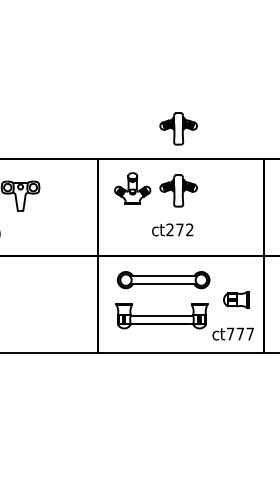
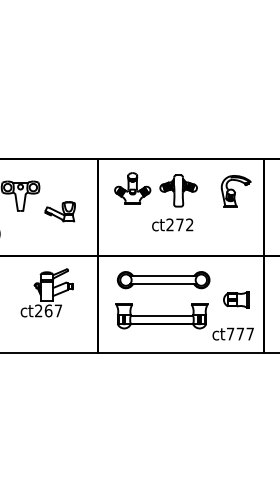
part: present -> none (178, 128)
part: none -> present (235, 191)
part: none -> present (59, 211)
text position: (172, 229) -> (172, 224) (172, 224)
part: none -> present (46, 292)
